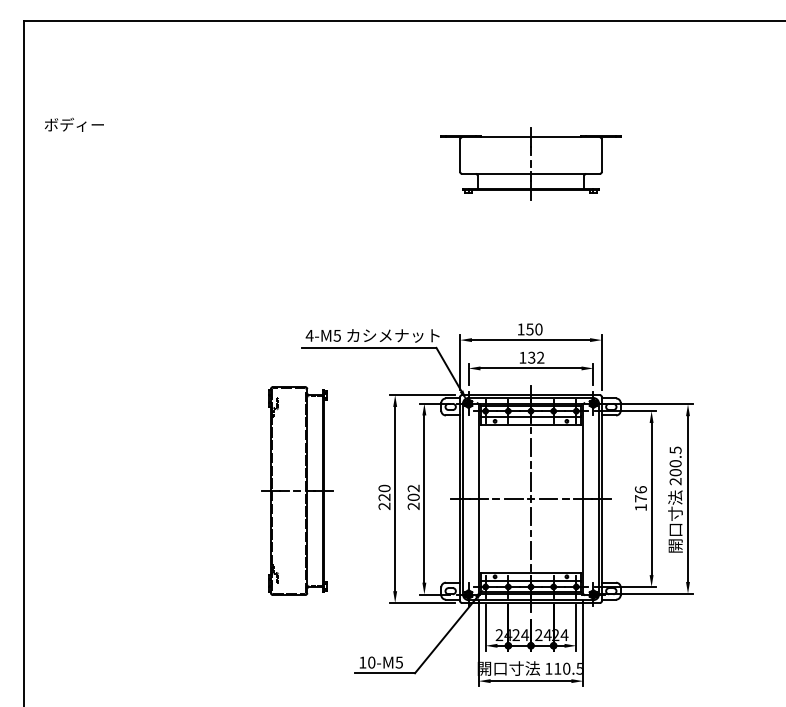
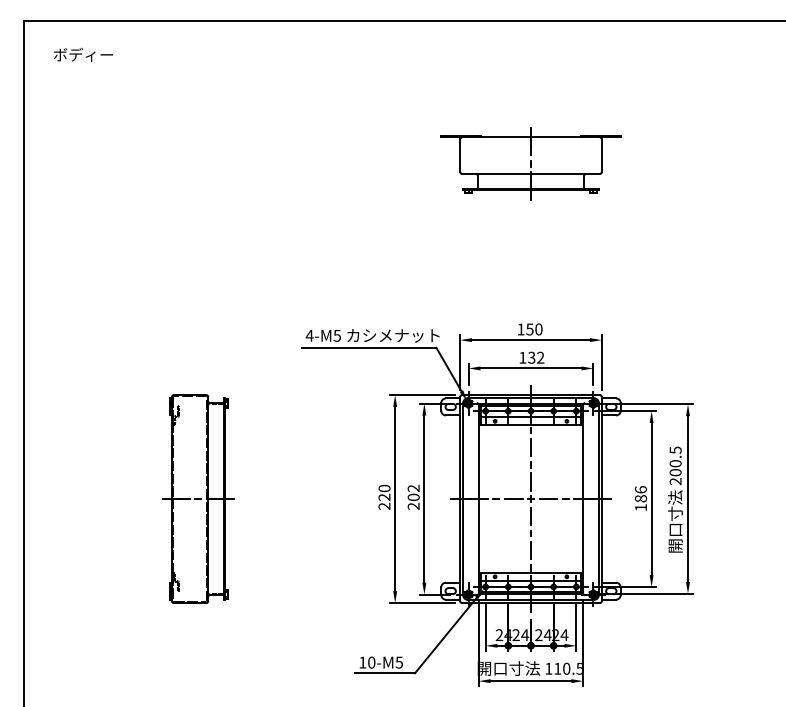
text position: (74, 124) -> (83, 54) (83, 54)
part position: (297, 490) -> (198, 498) (198, 498)
text: 176 -> 186 (640, 498)
